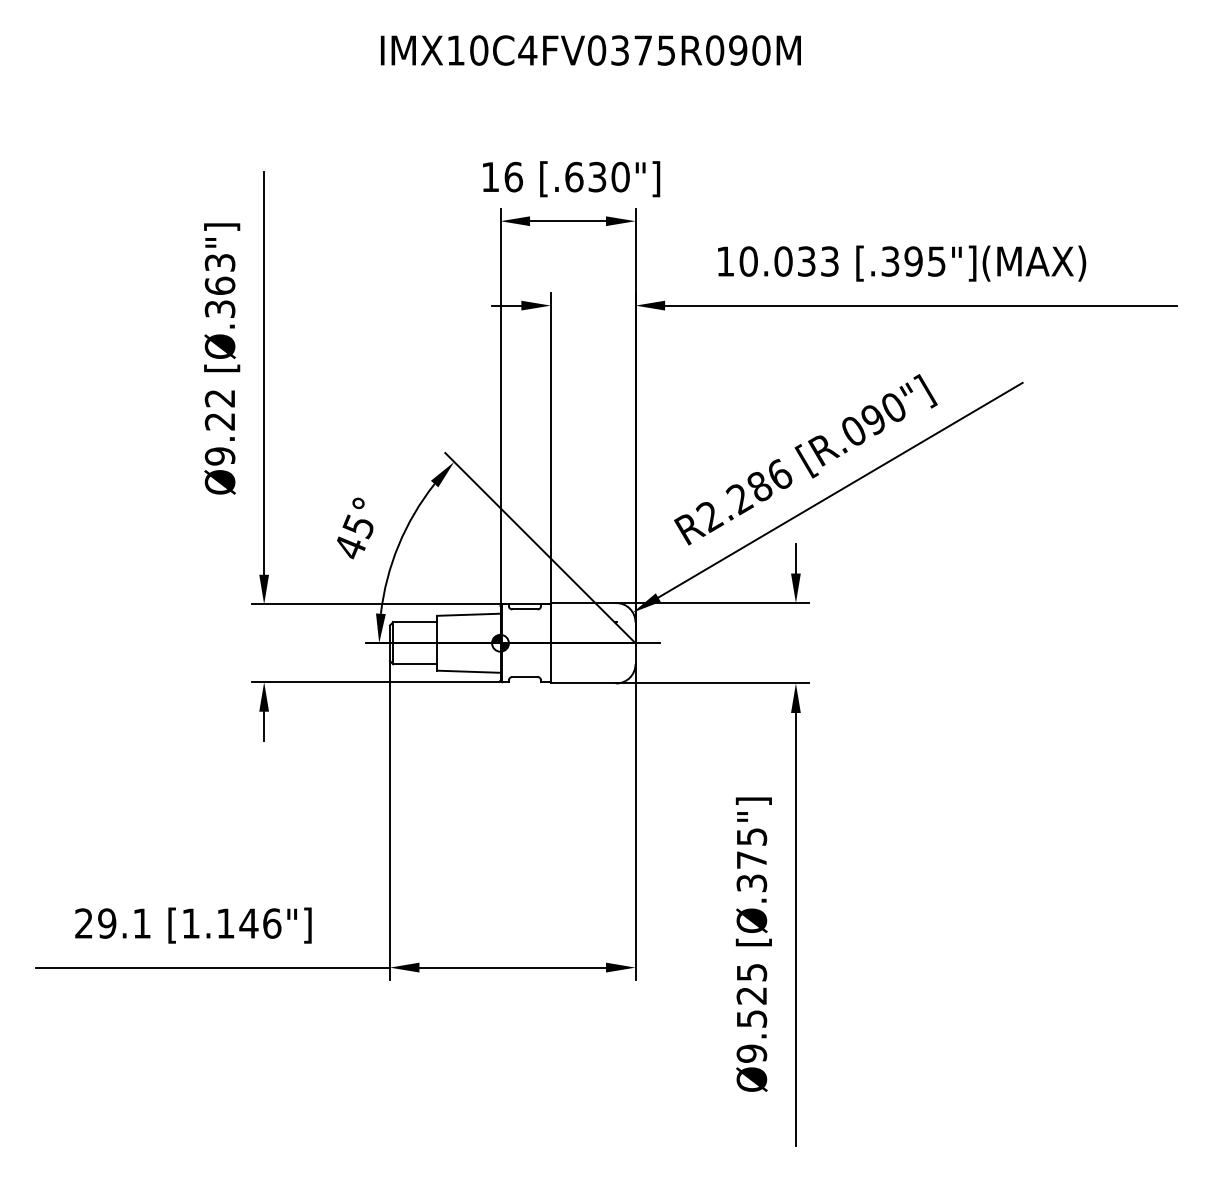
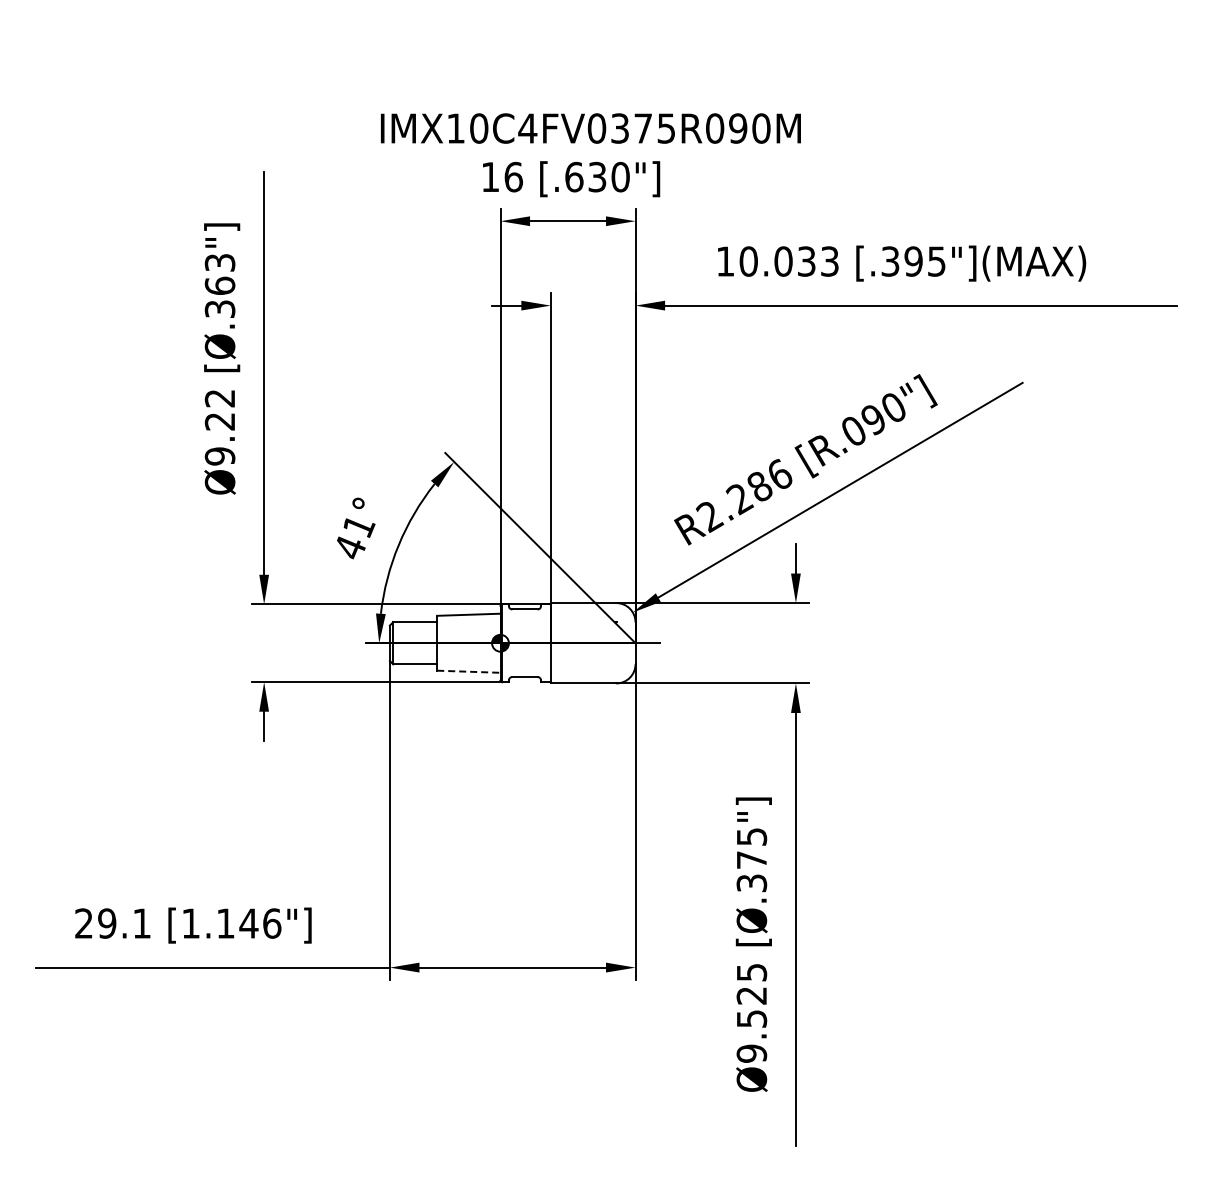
text position: (590, 50) -> (590, 128) (590, 128)
text: 45° -> 41° (358, 526)
line: solid -> dashed (468, 671)
